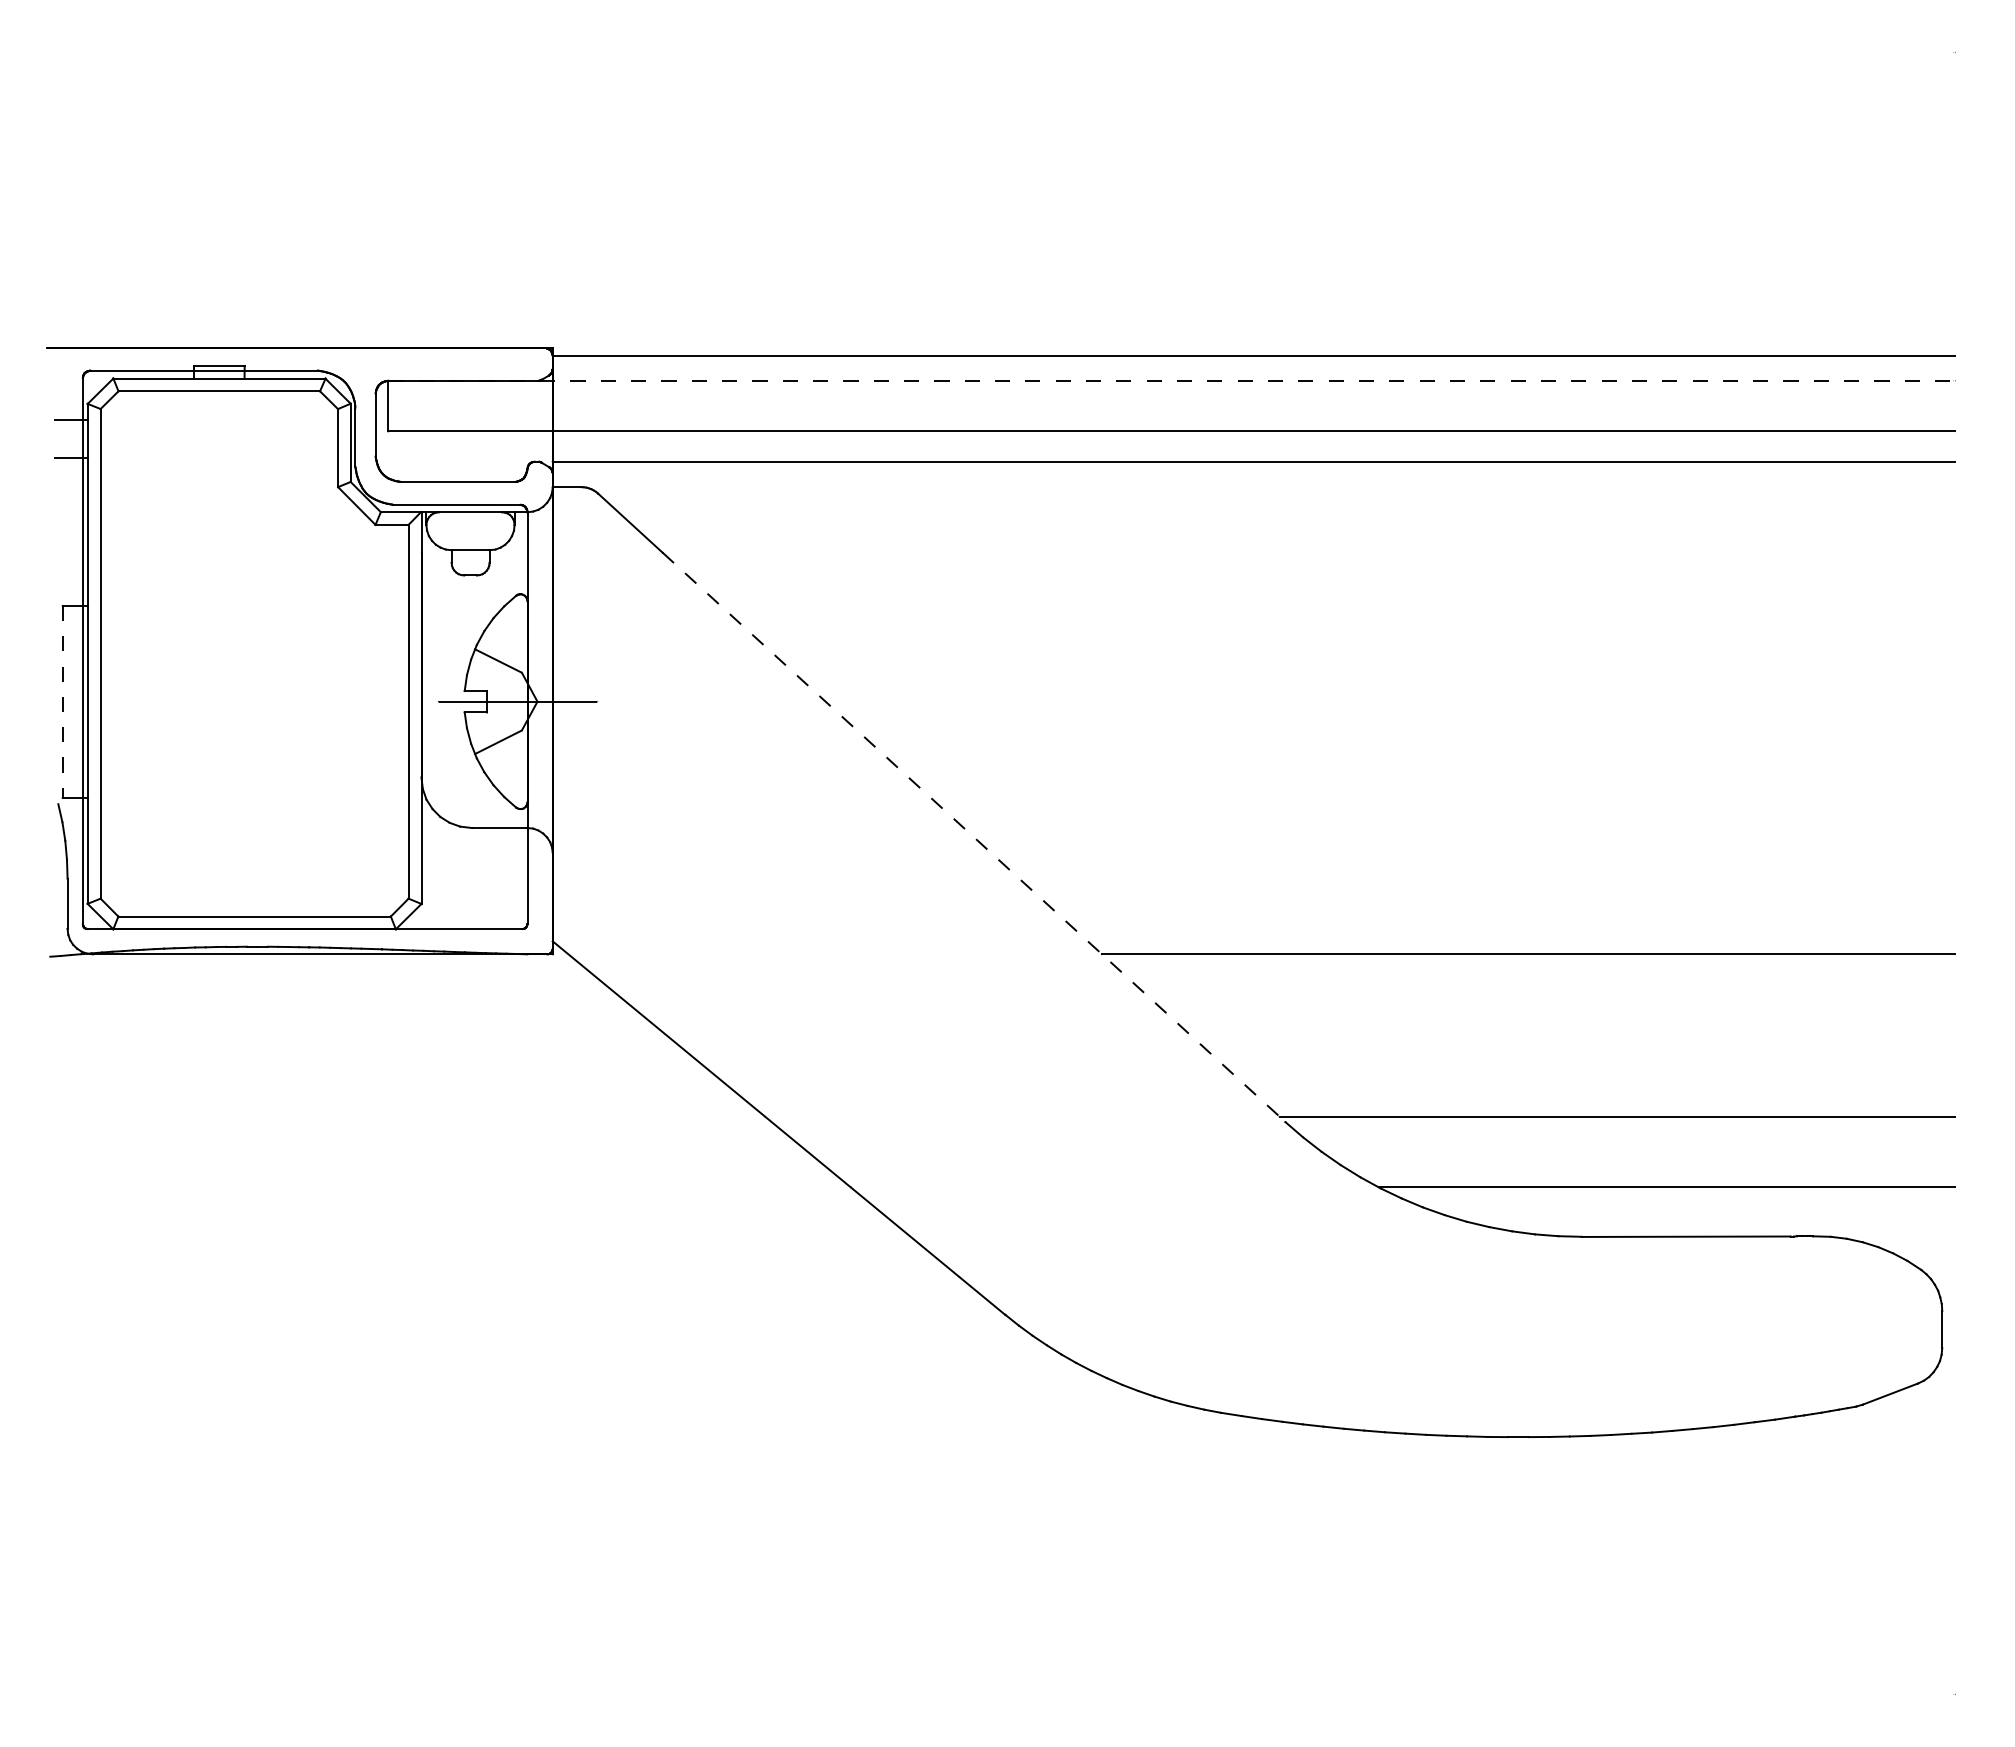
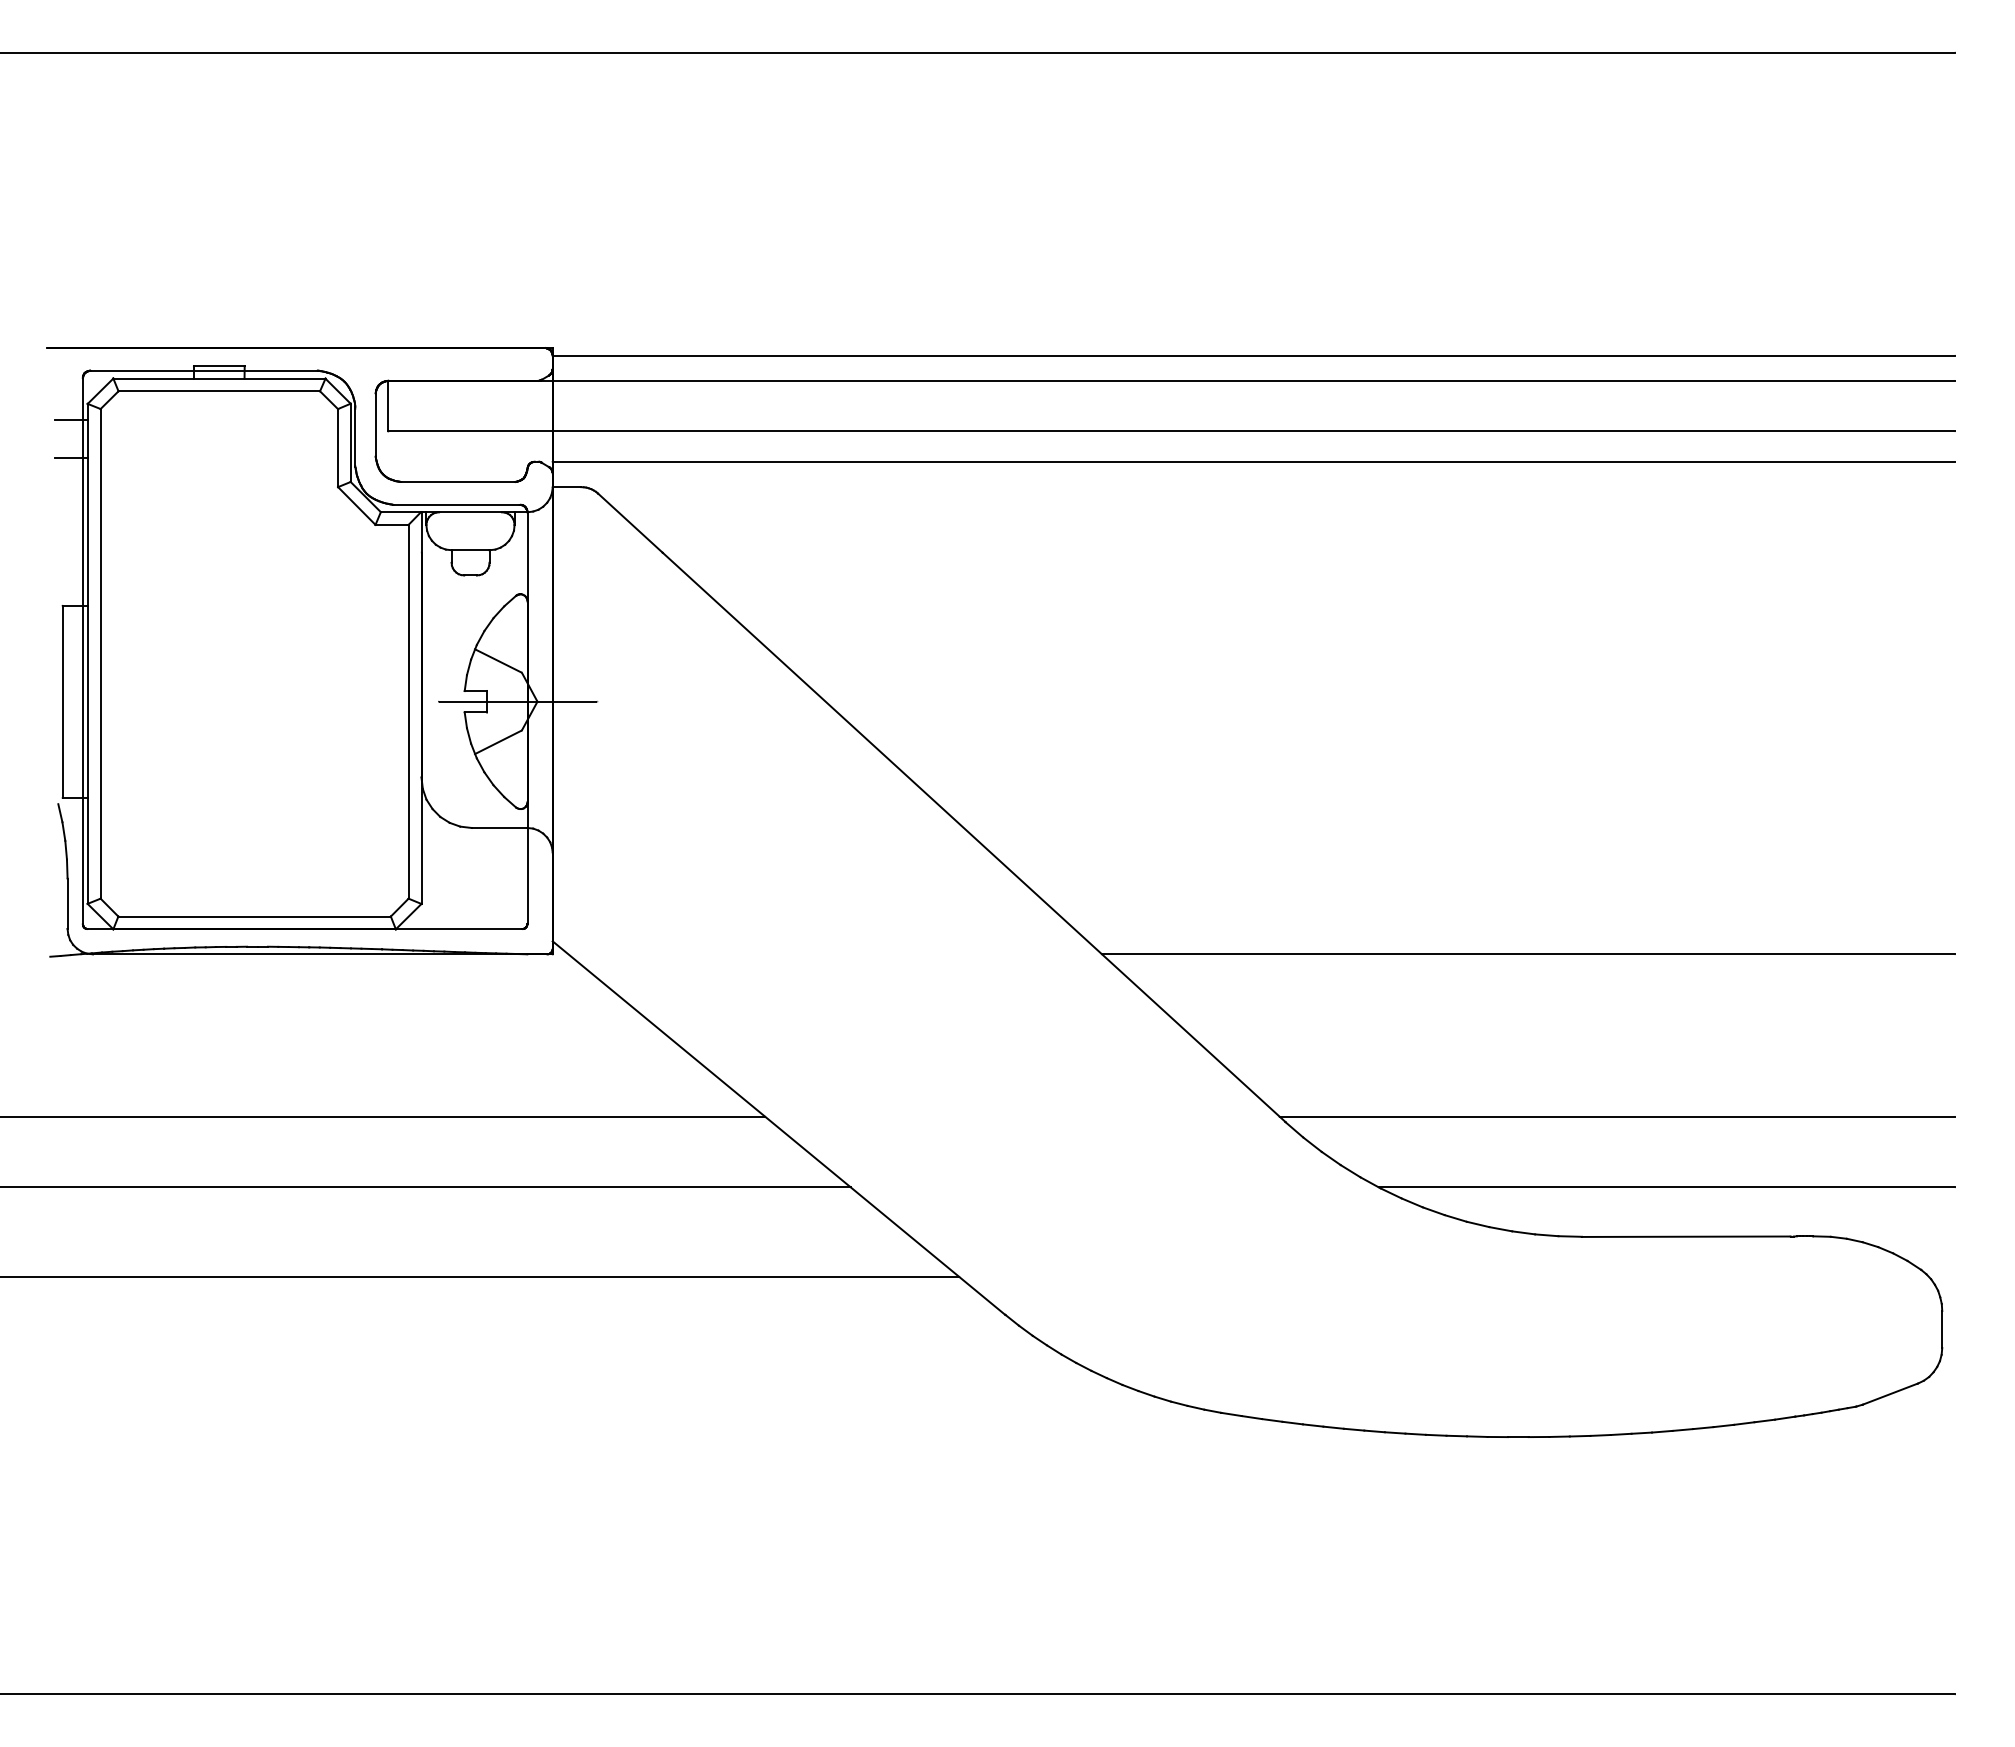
line: none -> present (978, 52)
line: dashed -> solid (1171, 380)
line: dashed -> solid (62, 701)
line: dashed -> solid (974, 837)
line: none -> present (383, 1116)
line: none -> present (426, 1187)
line: none -> present (480, 1276)
line: none -> present (978, 1694)
